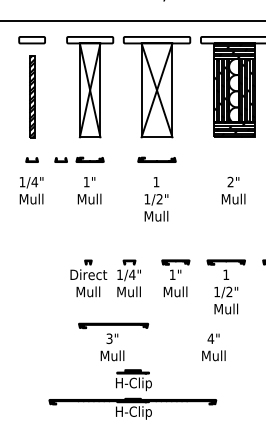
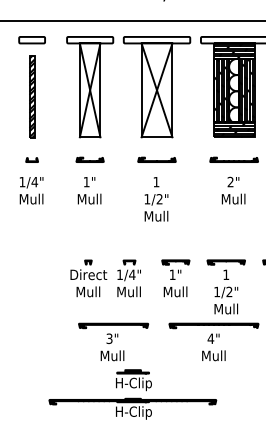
part: present -> none (60, 159)
part: none -> present (233, 159)
part: none -> present (213, 325)
